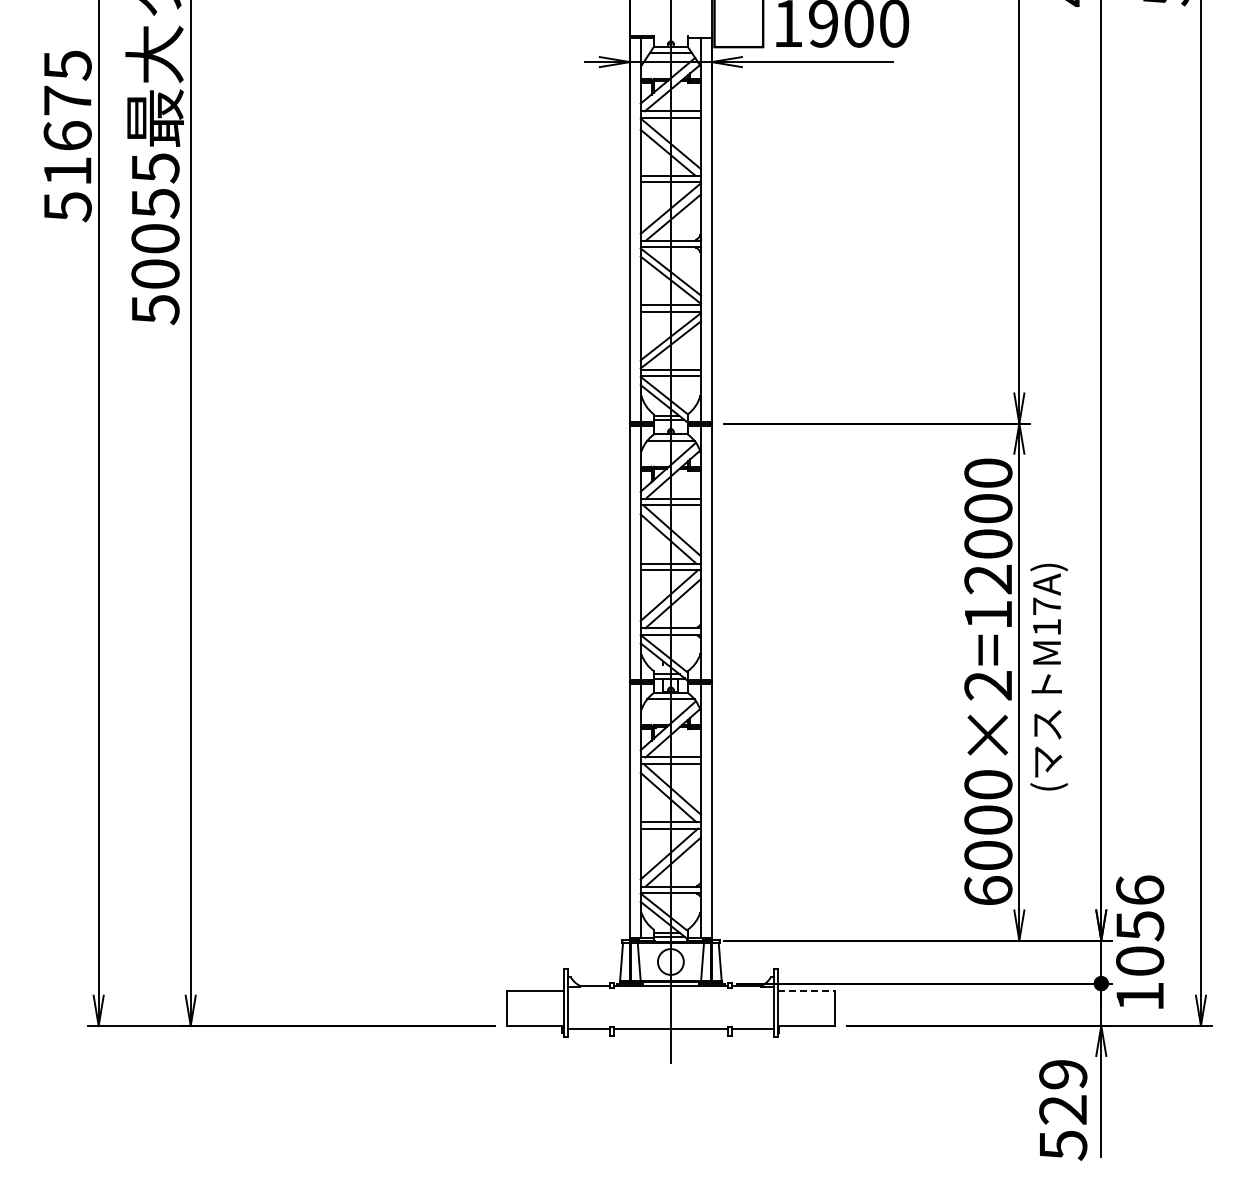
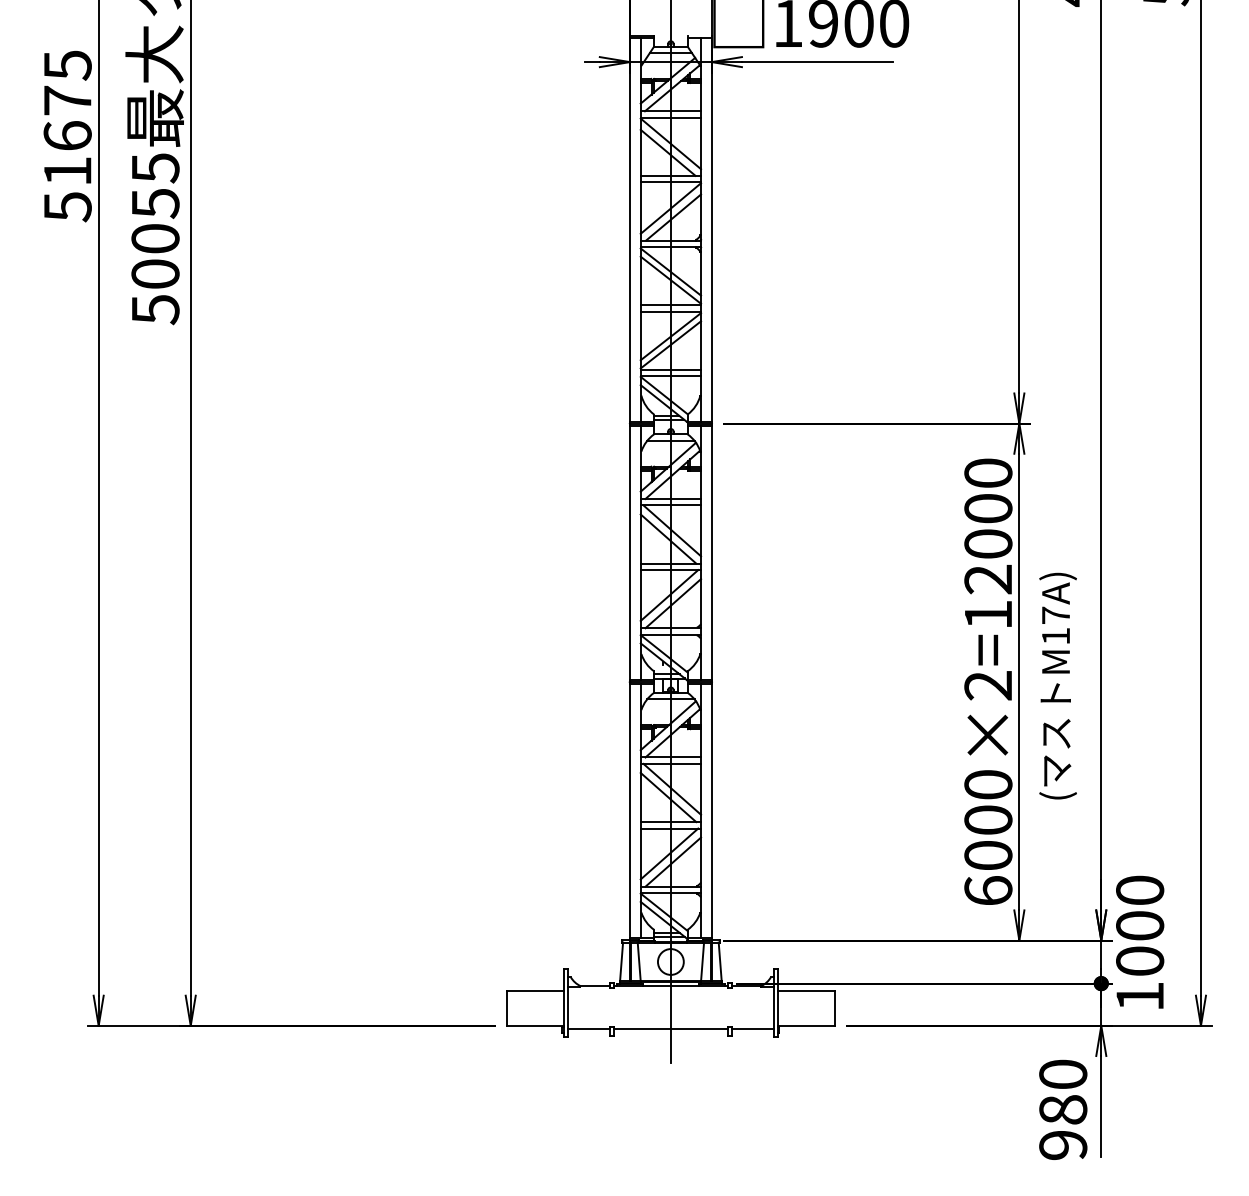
text position: (1048, 676) -> (1057, 685) (1057, 685)
text: 1056 -> 1000 (1140, 908)
line: dashed -> solid (806, 991)
text: 529 -> 980 (1063, 1109)
